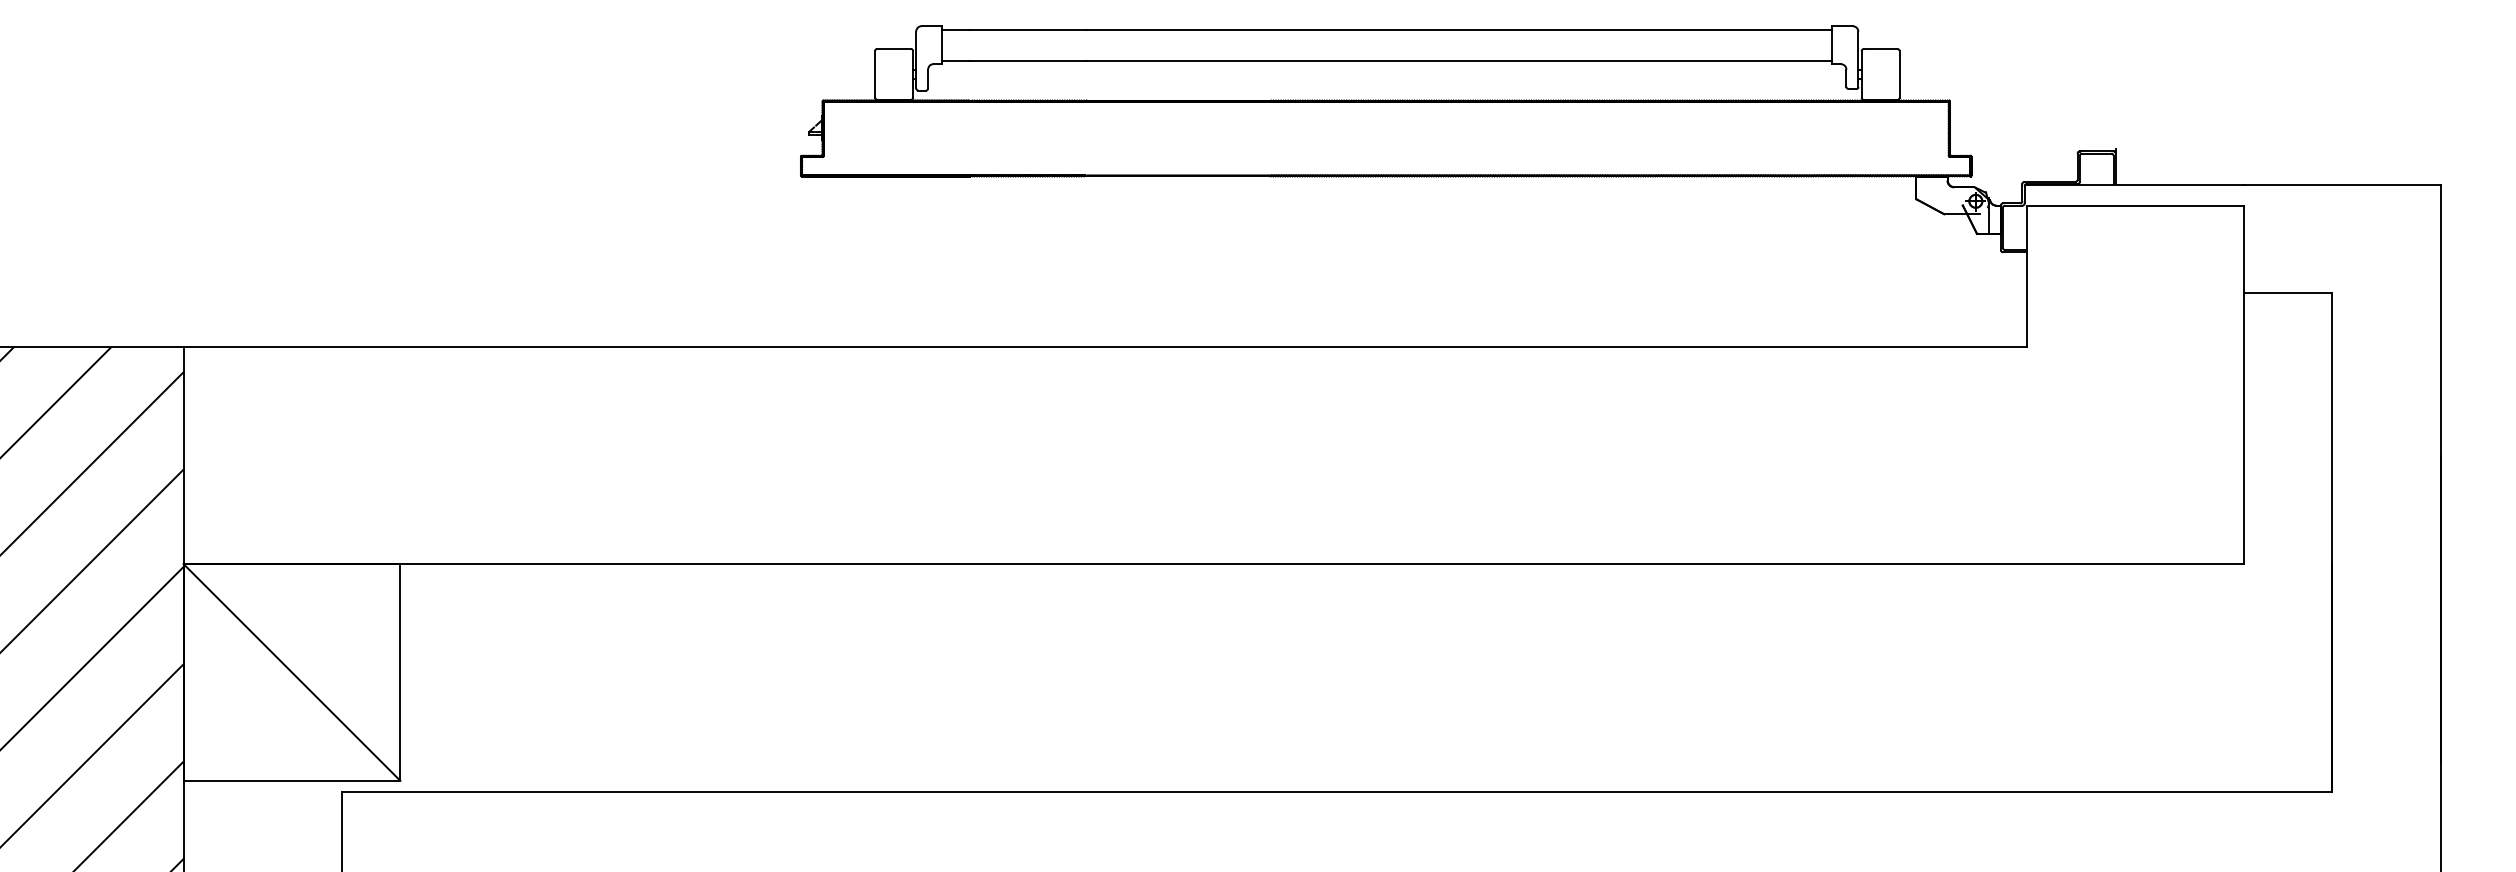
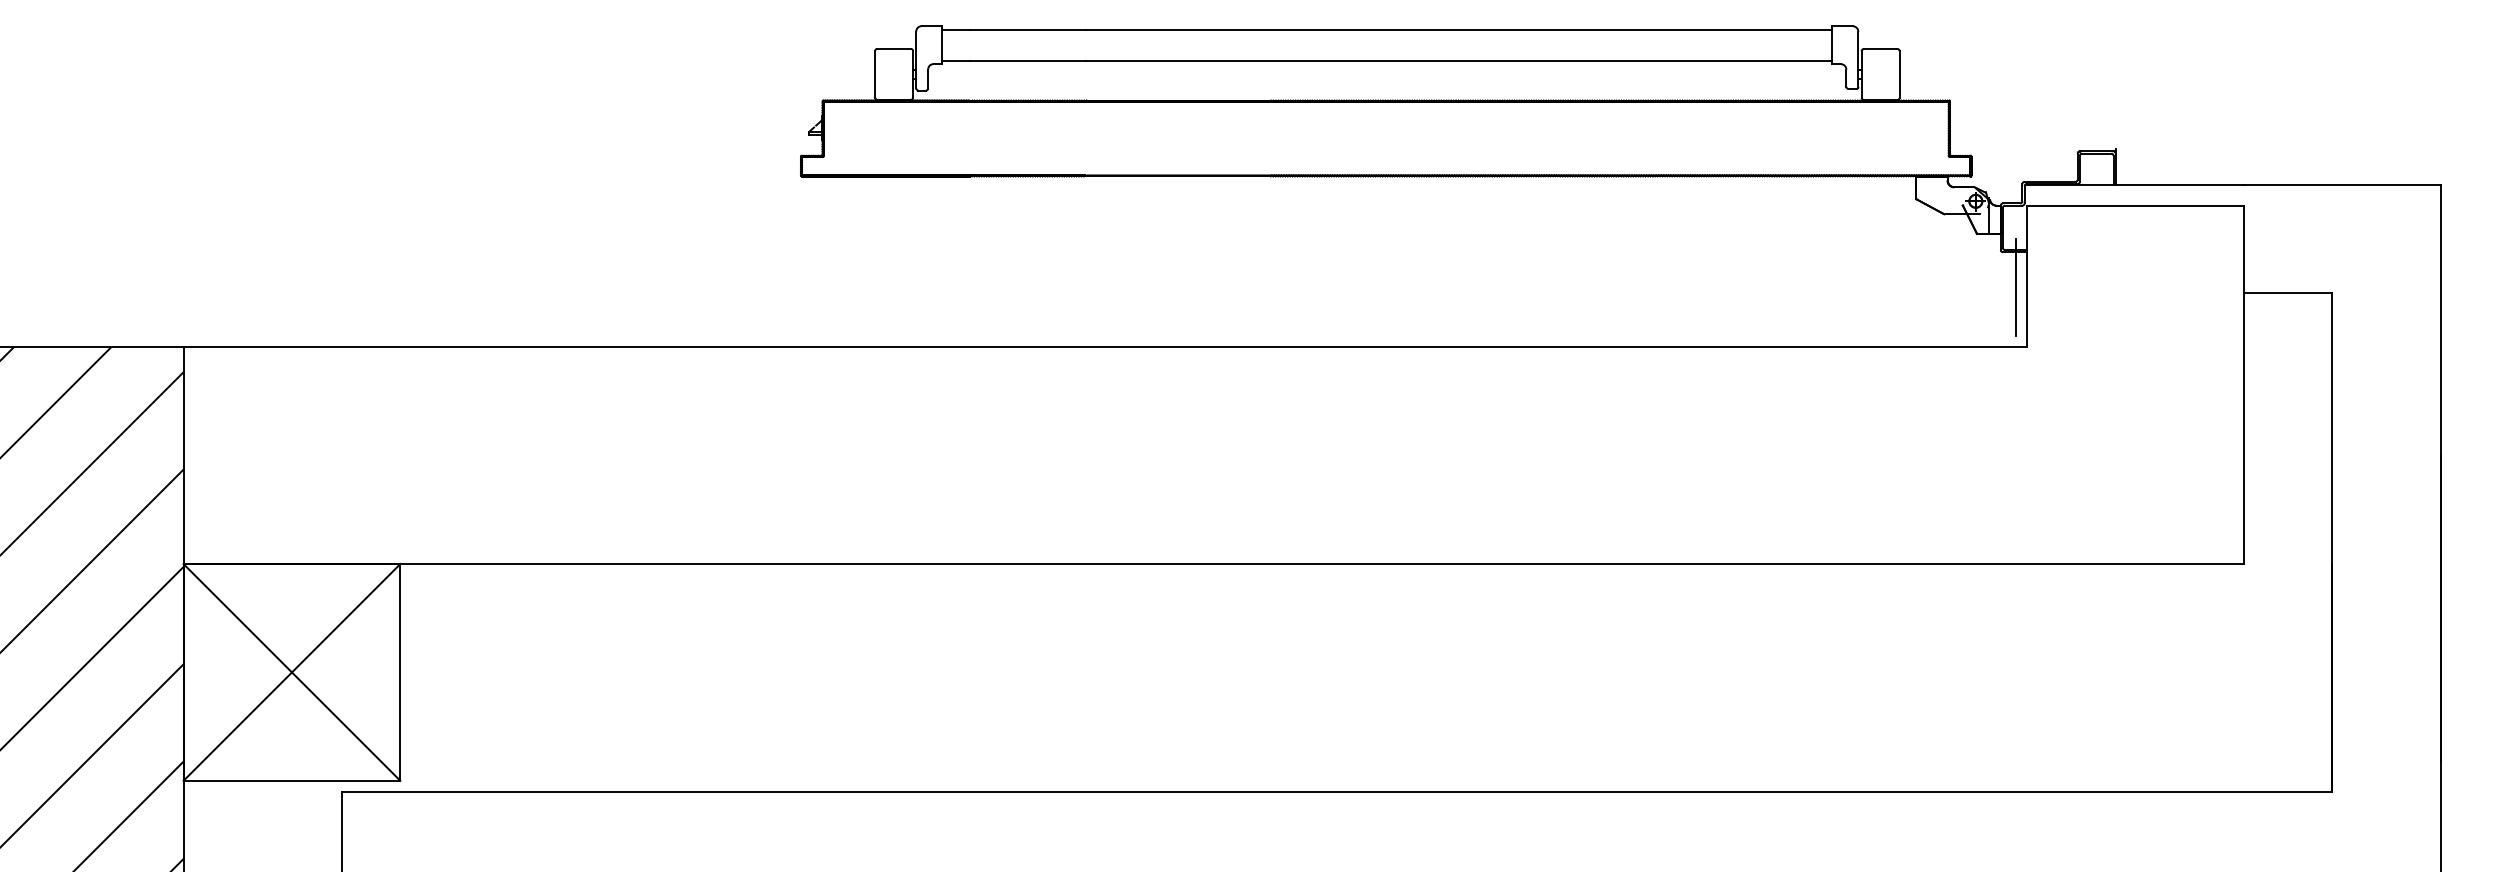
line: none -> present (2015, 287)
line: none -> present (291, 672)
